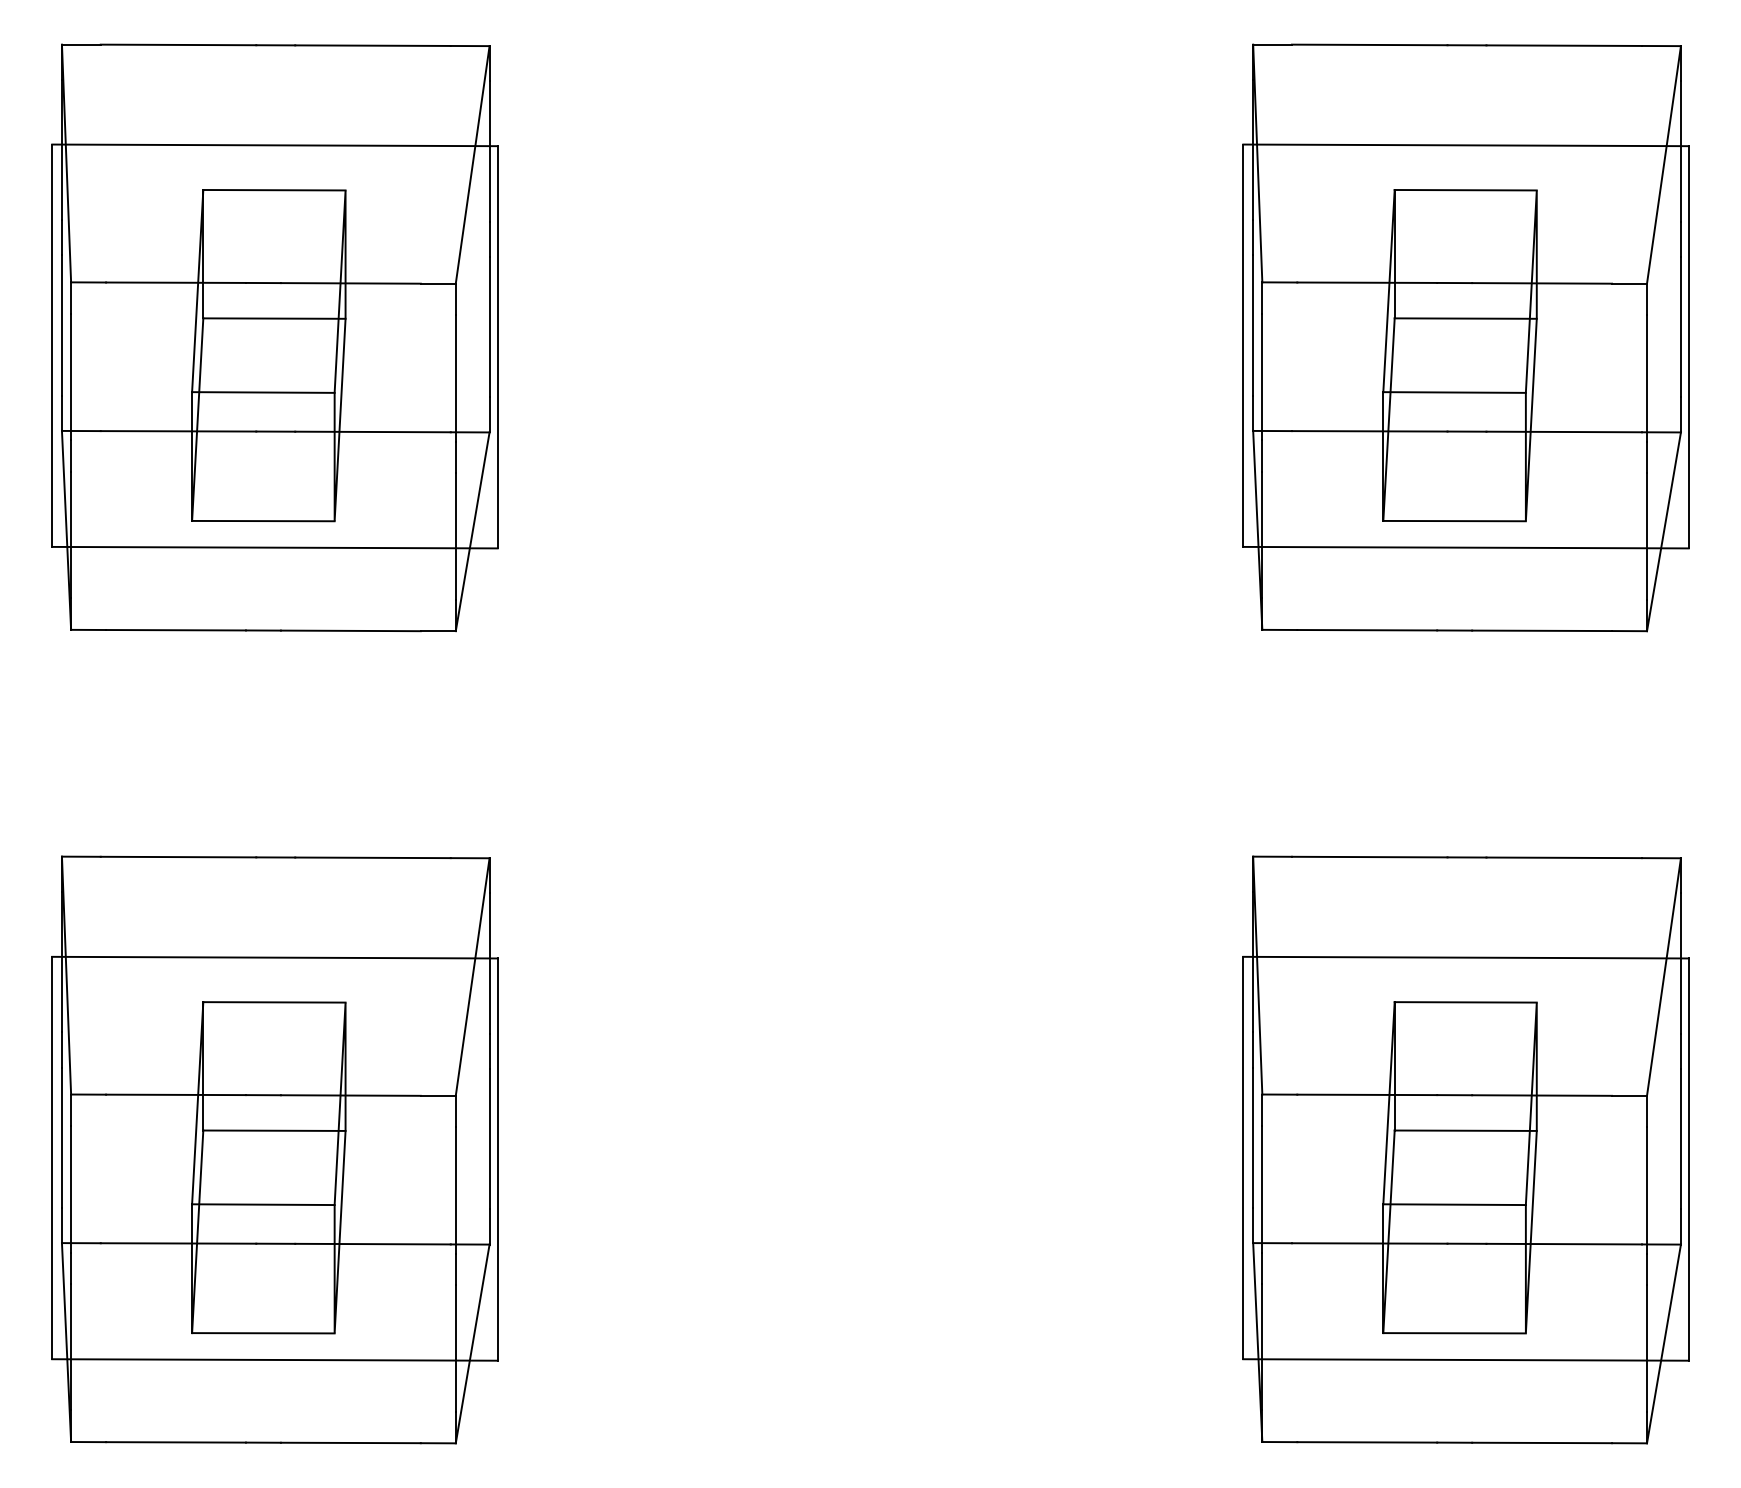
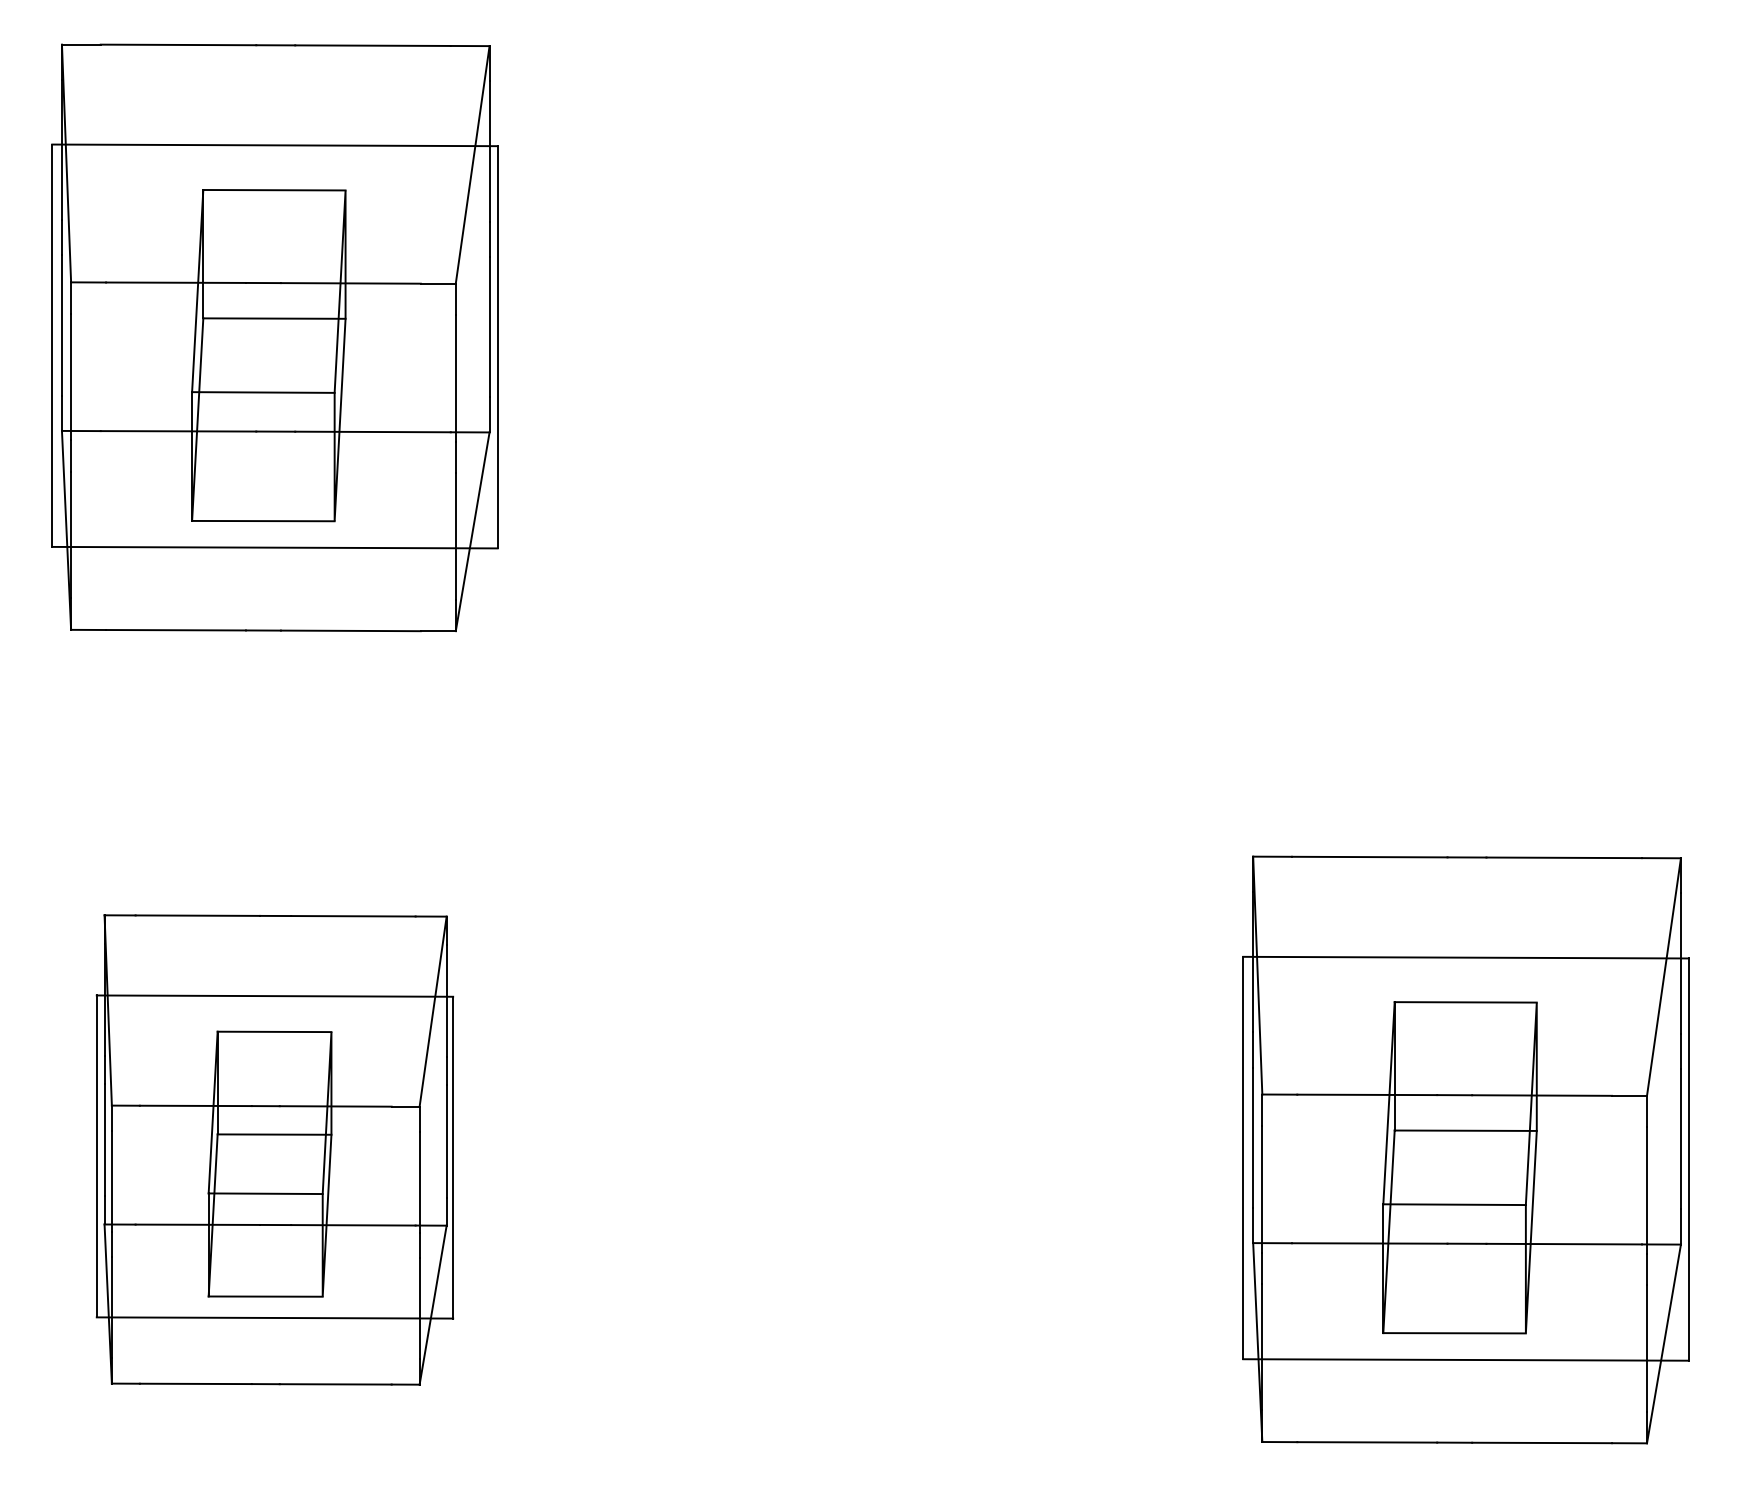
part: present -> none (1465, 337)
part size: 448x590 px -> 360x472 px (274, 1149)
